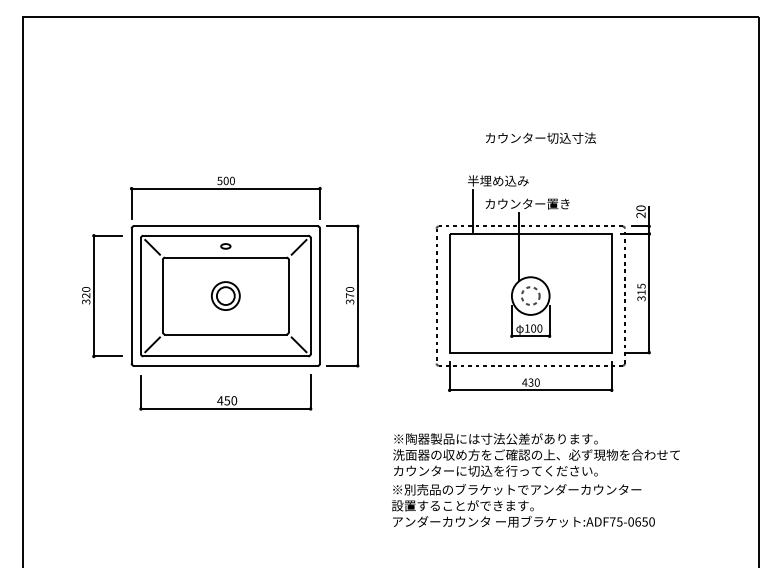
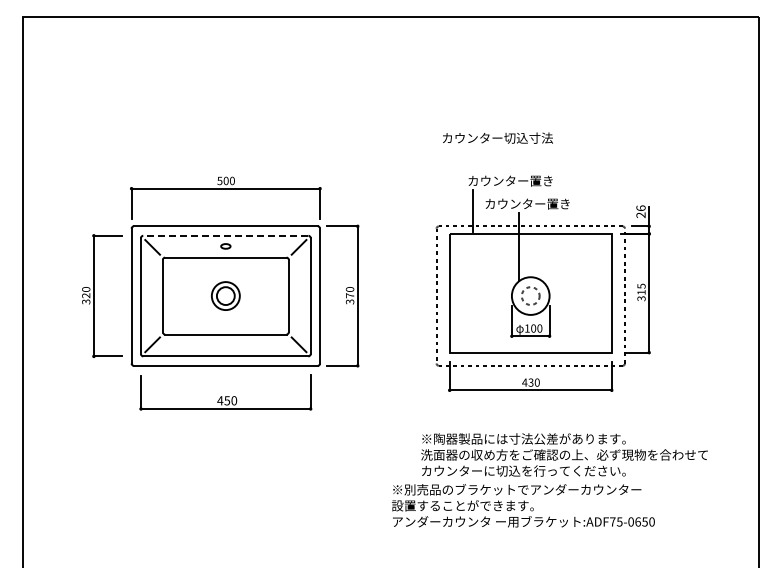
text position: (540, 137) -> (497, 137) (497, 137)
text: 半埋め込み -> カウンター置き (509, 180)
text: 20 -> 26 (640, 207)
line: solid -> dashed (225, 235)
text position: (536, 454) -> (564, 454) (564, 454)
